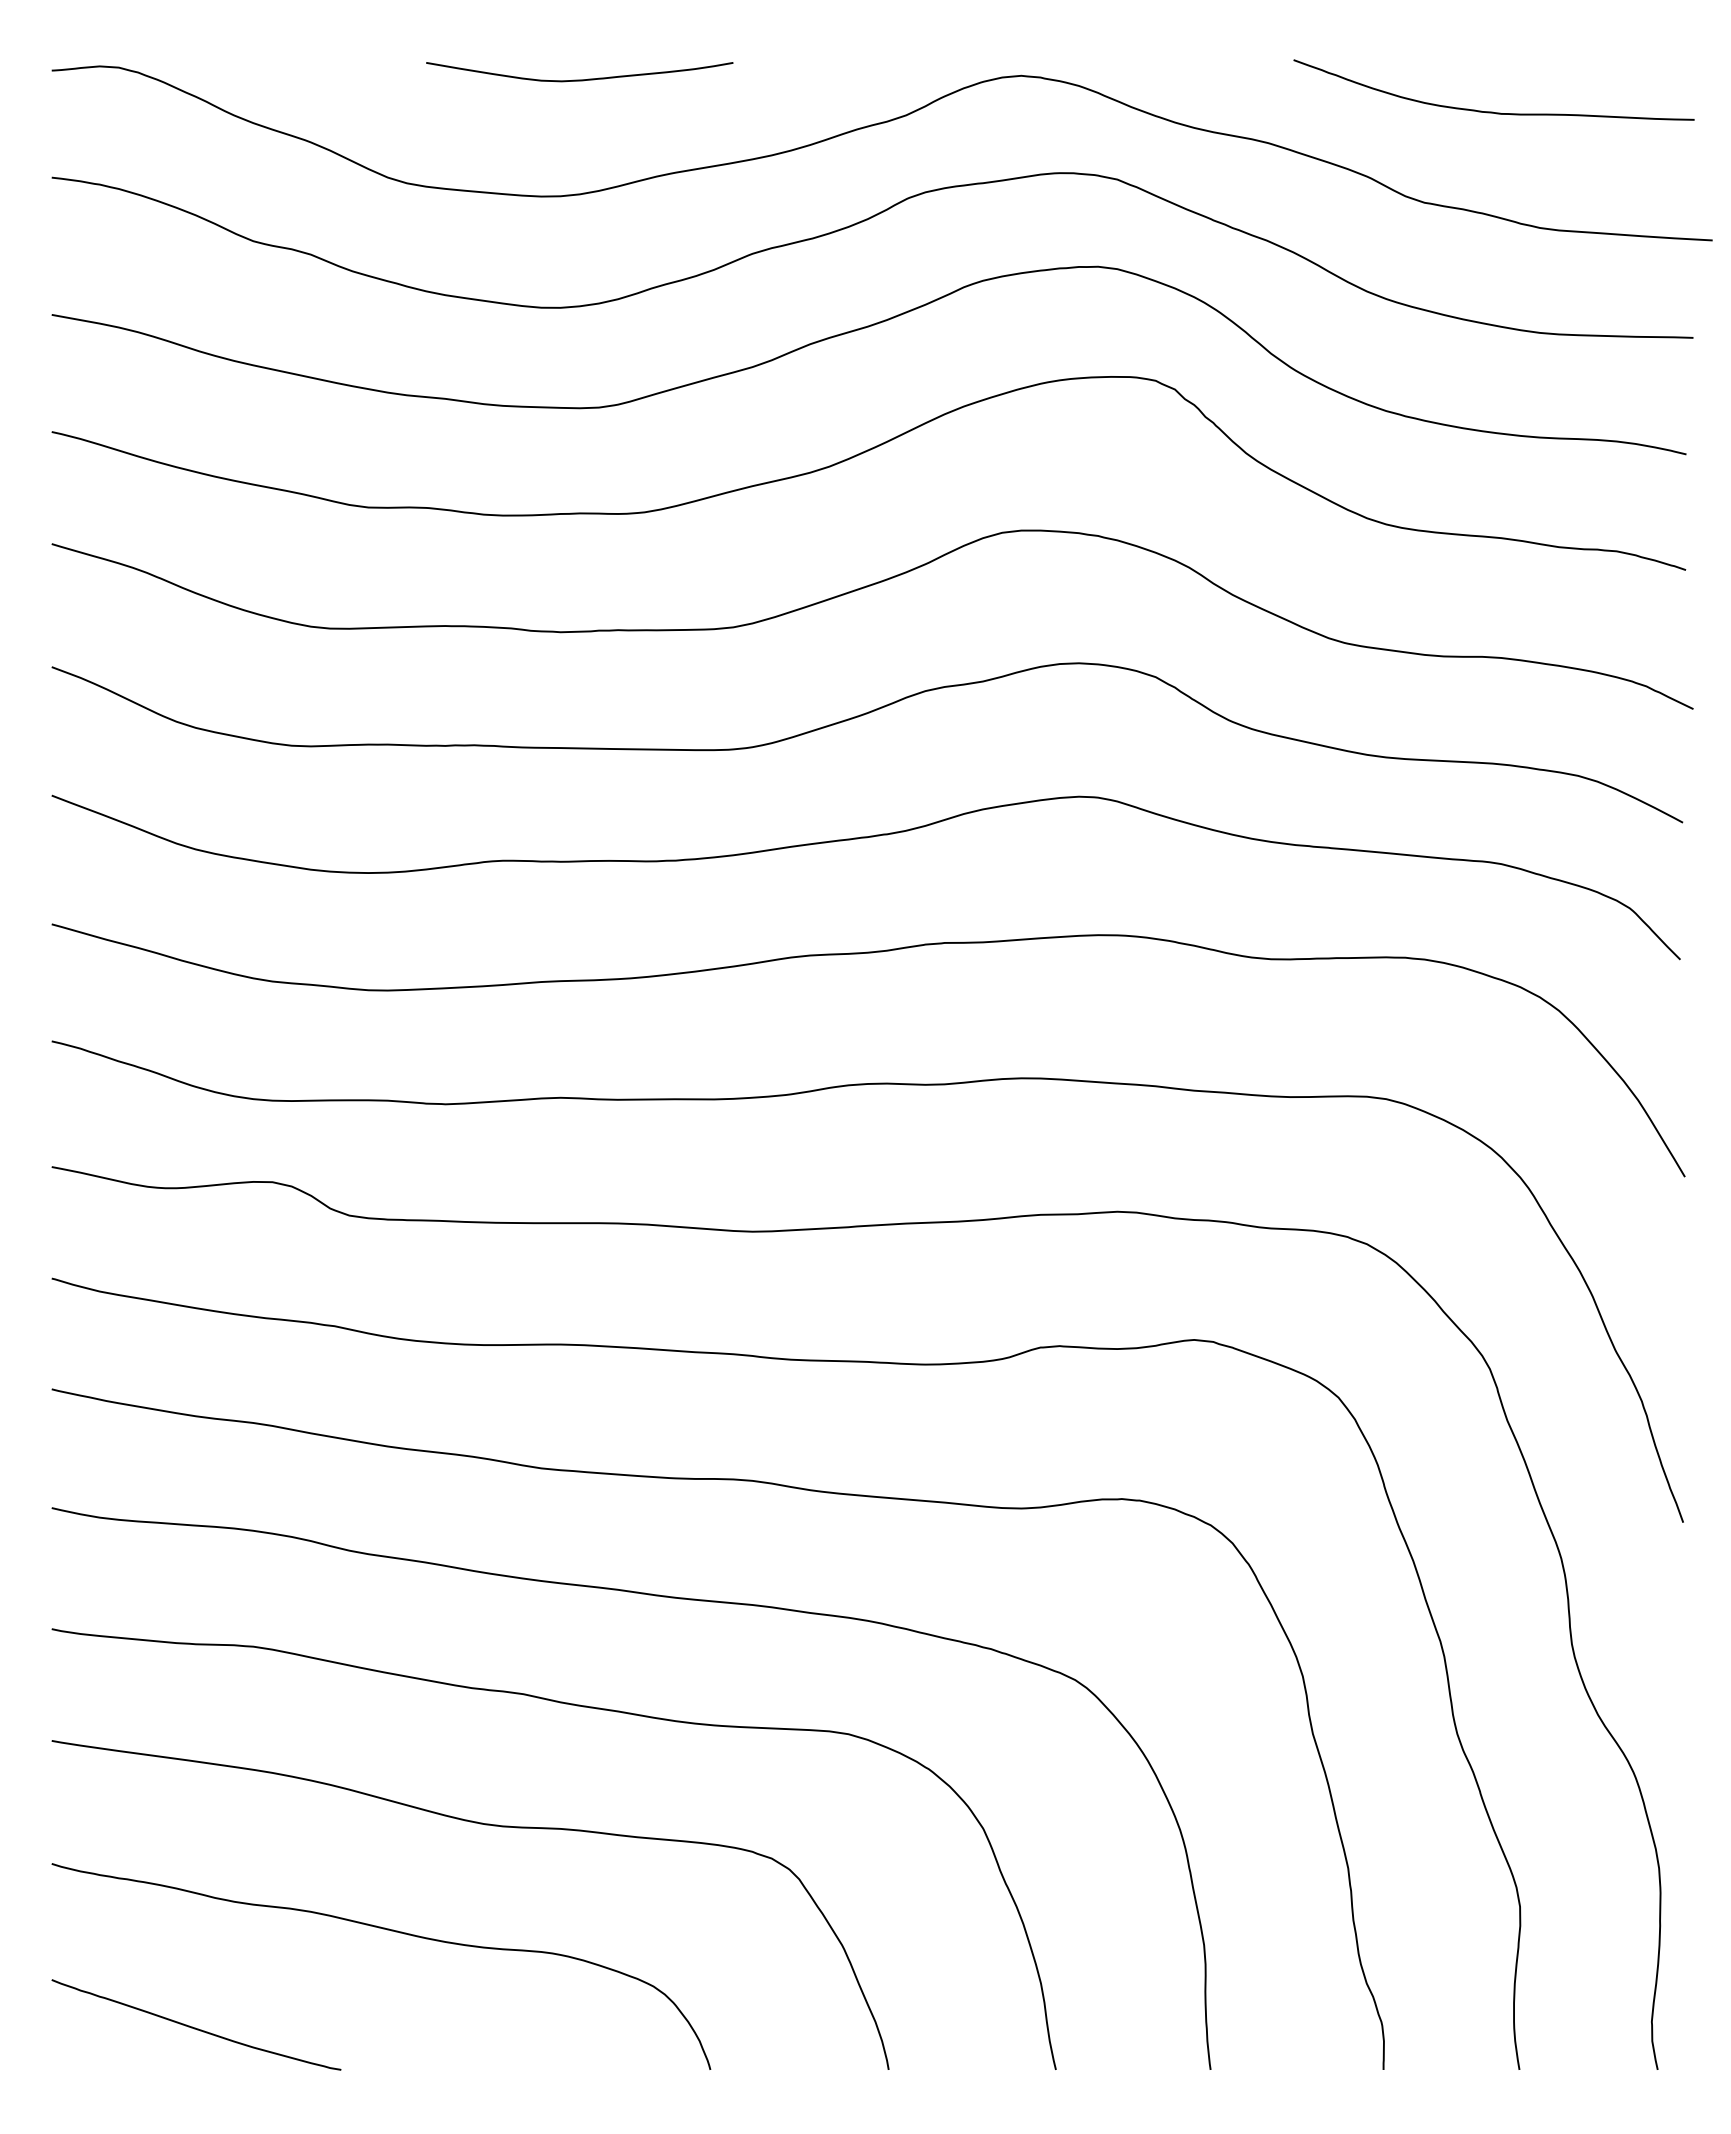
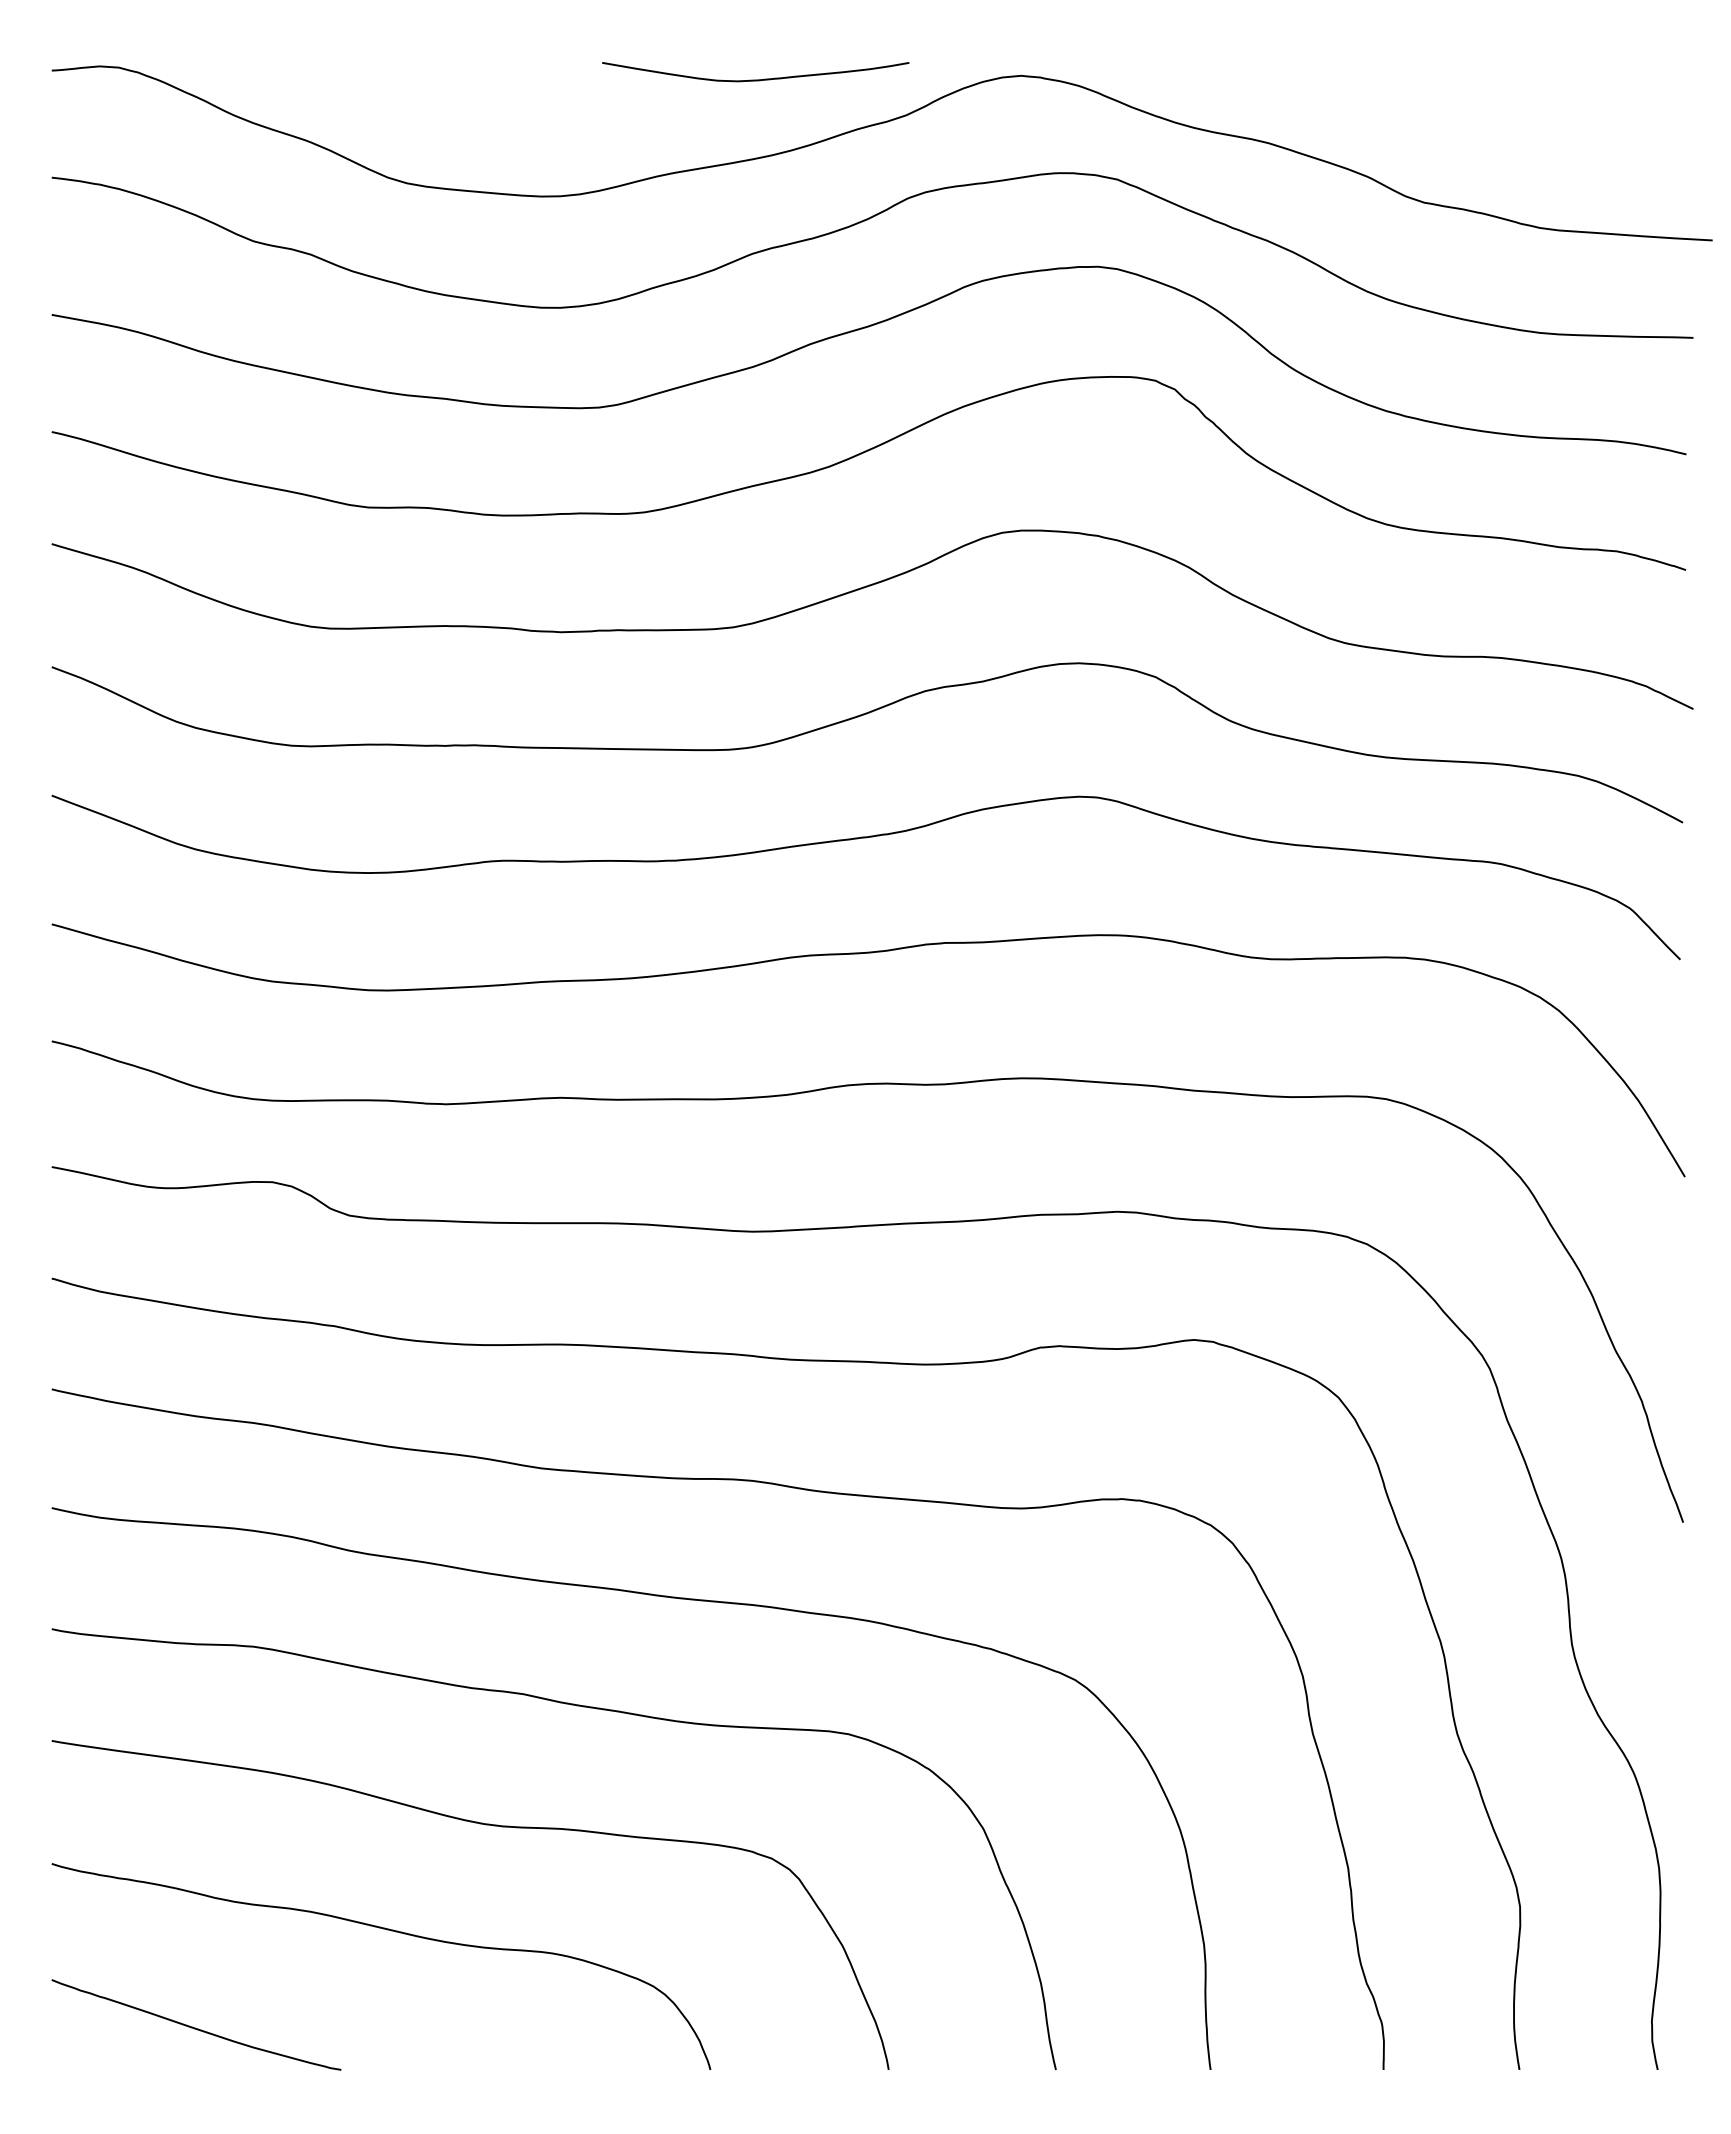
curve position: (579, 79) -> (755, 79) (755, 79)
curve: present -> none (1493, 111)
